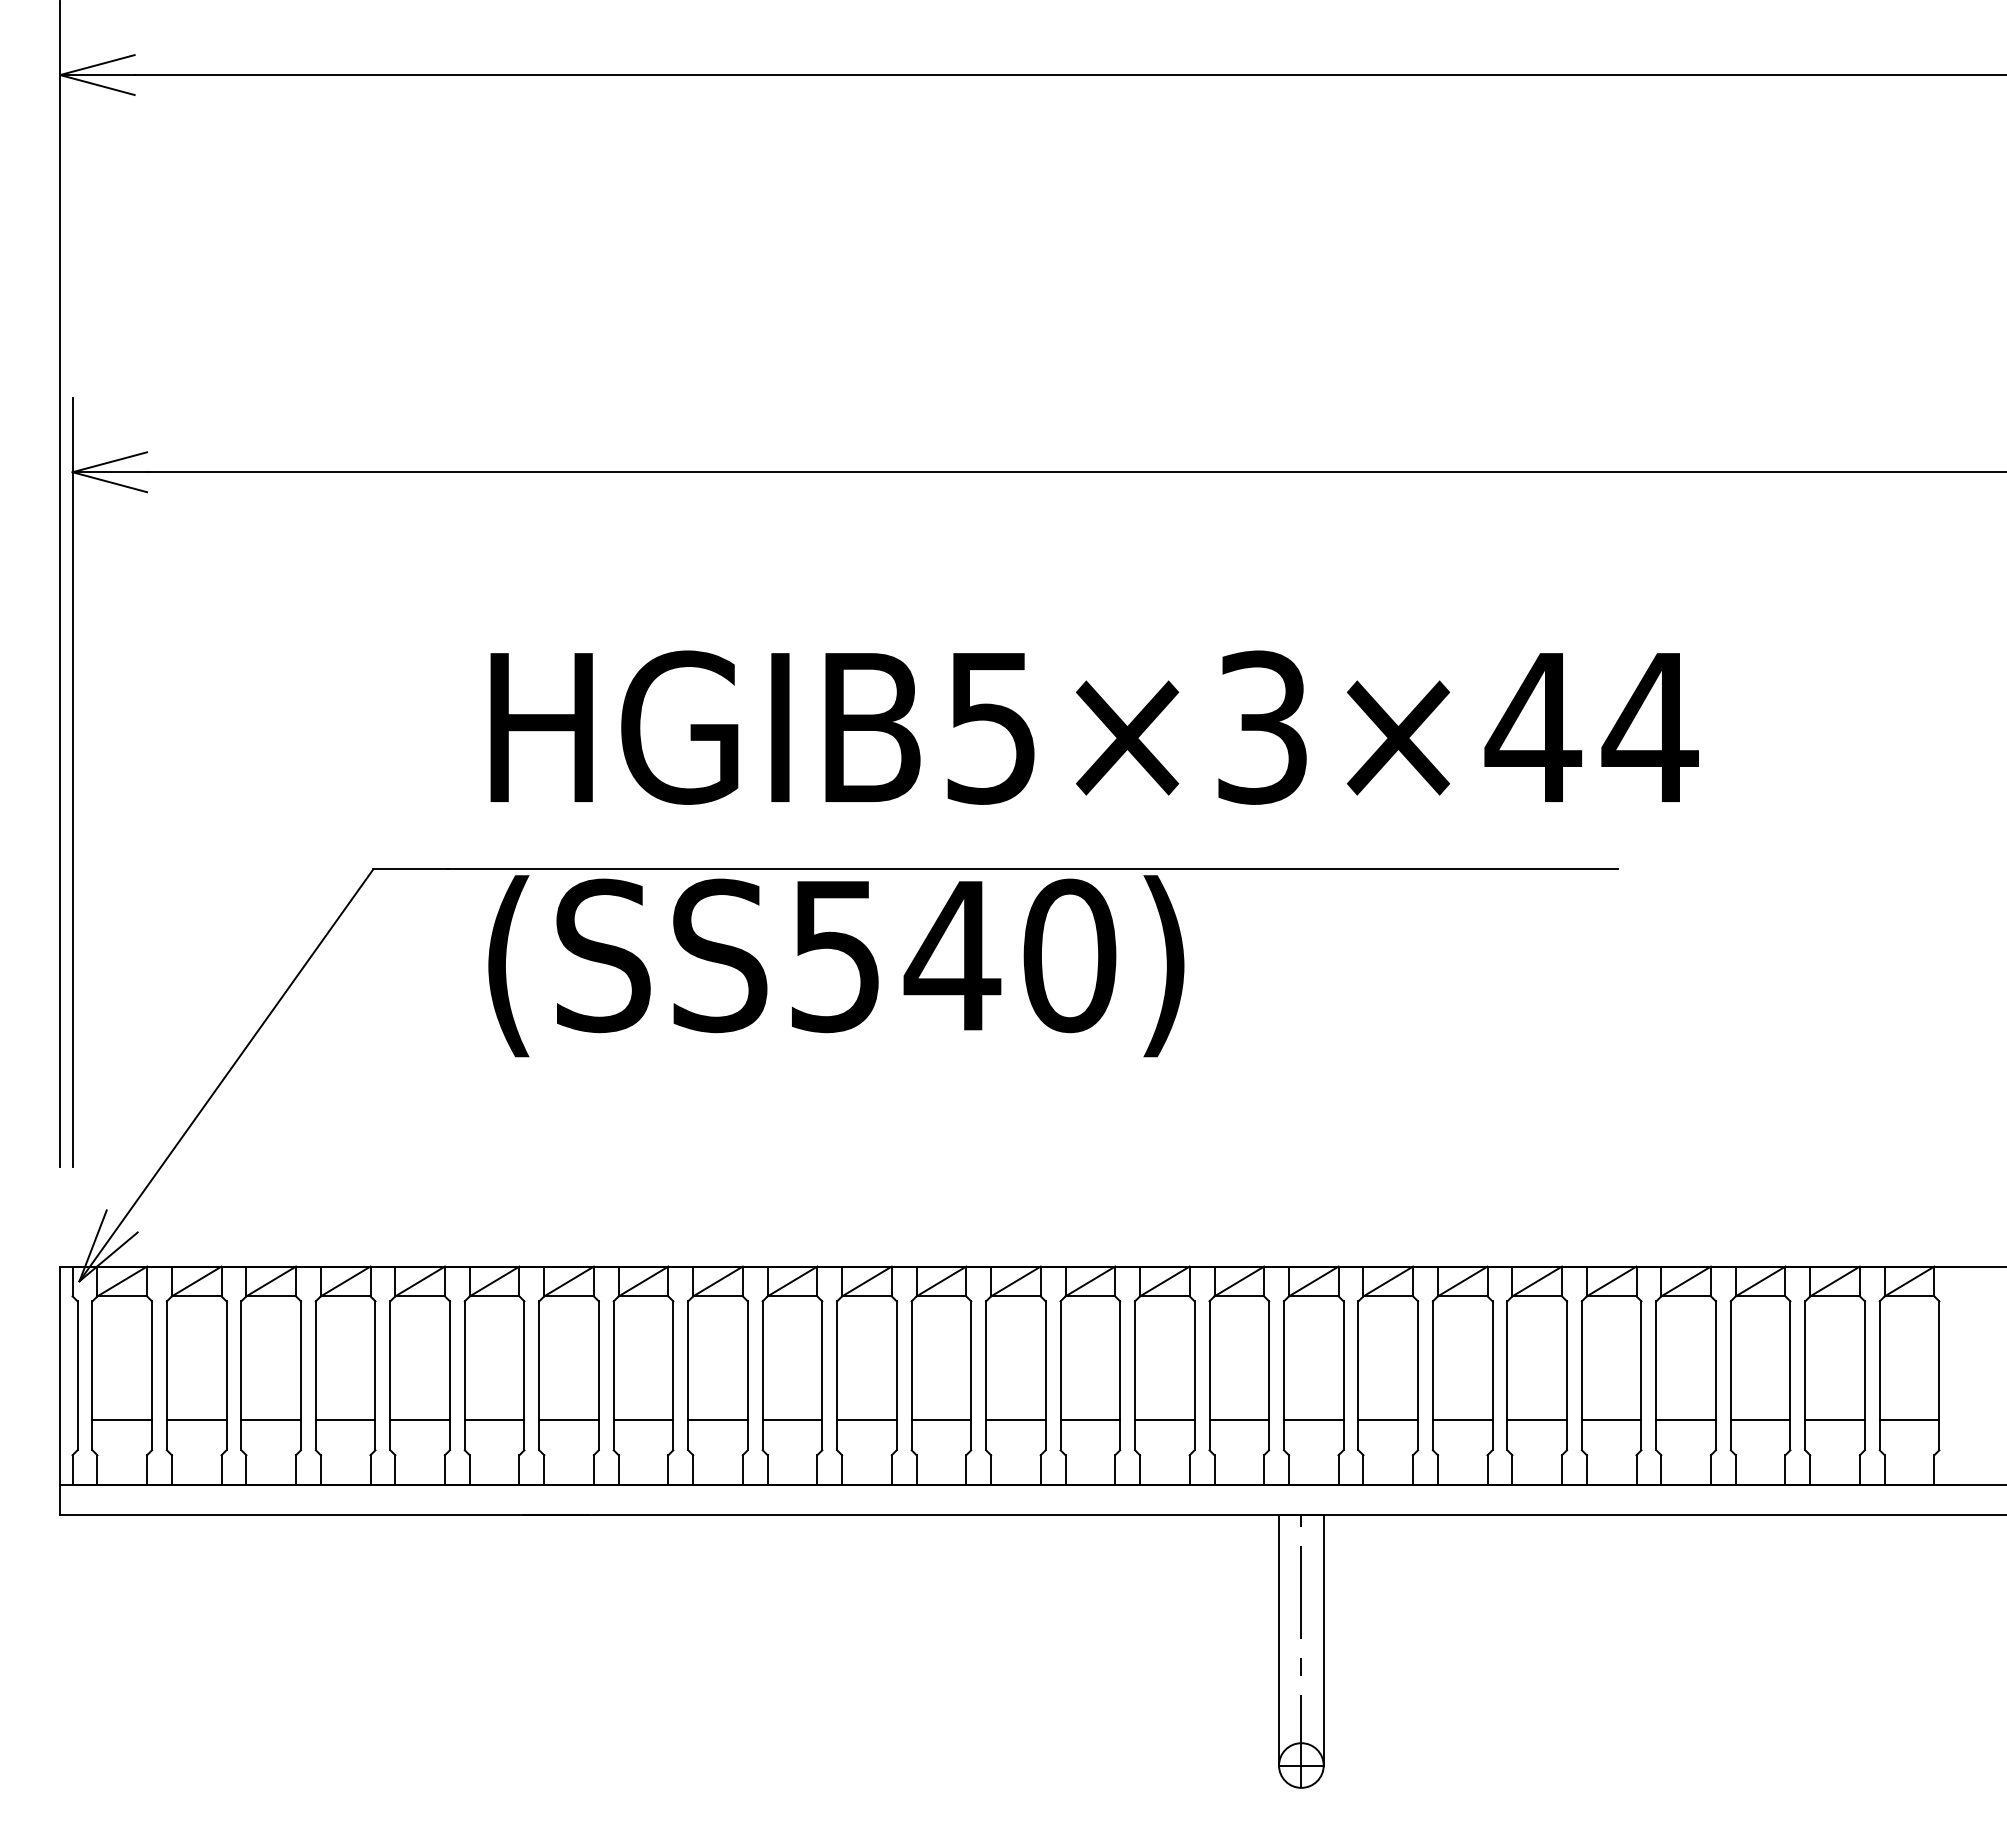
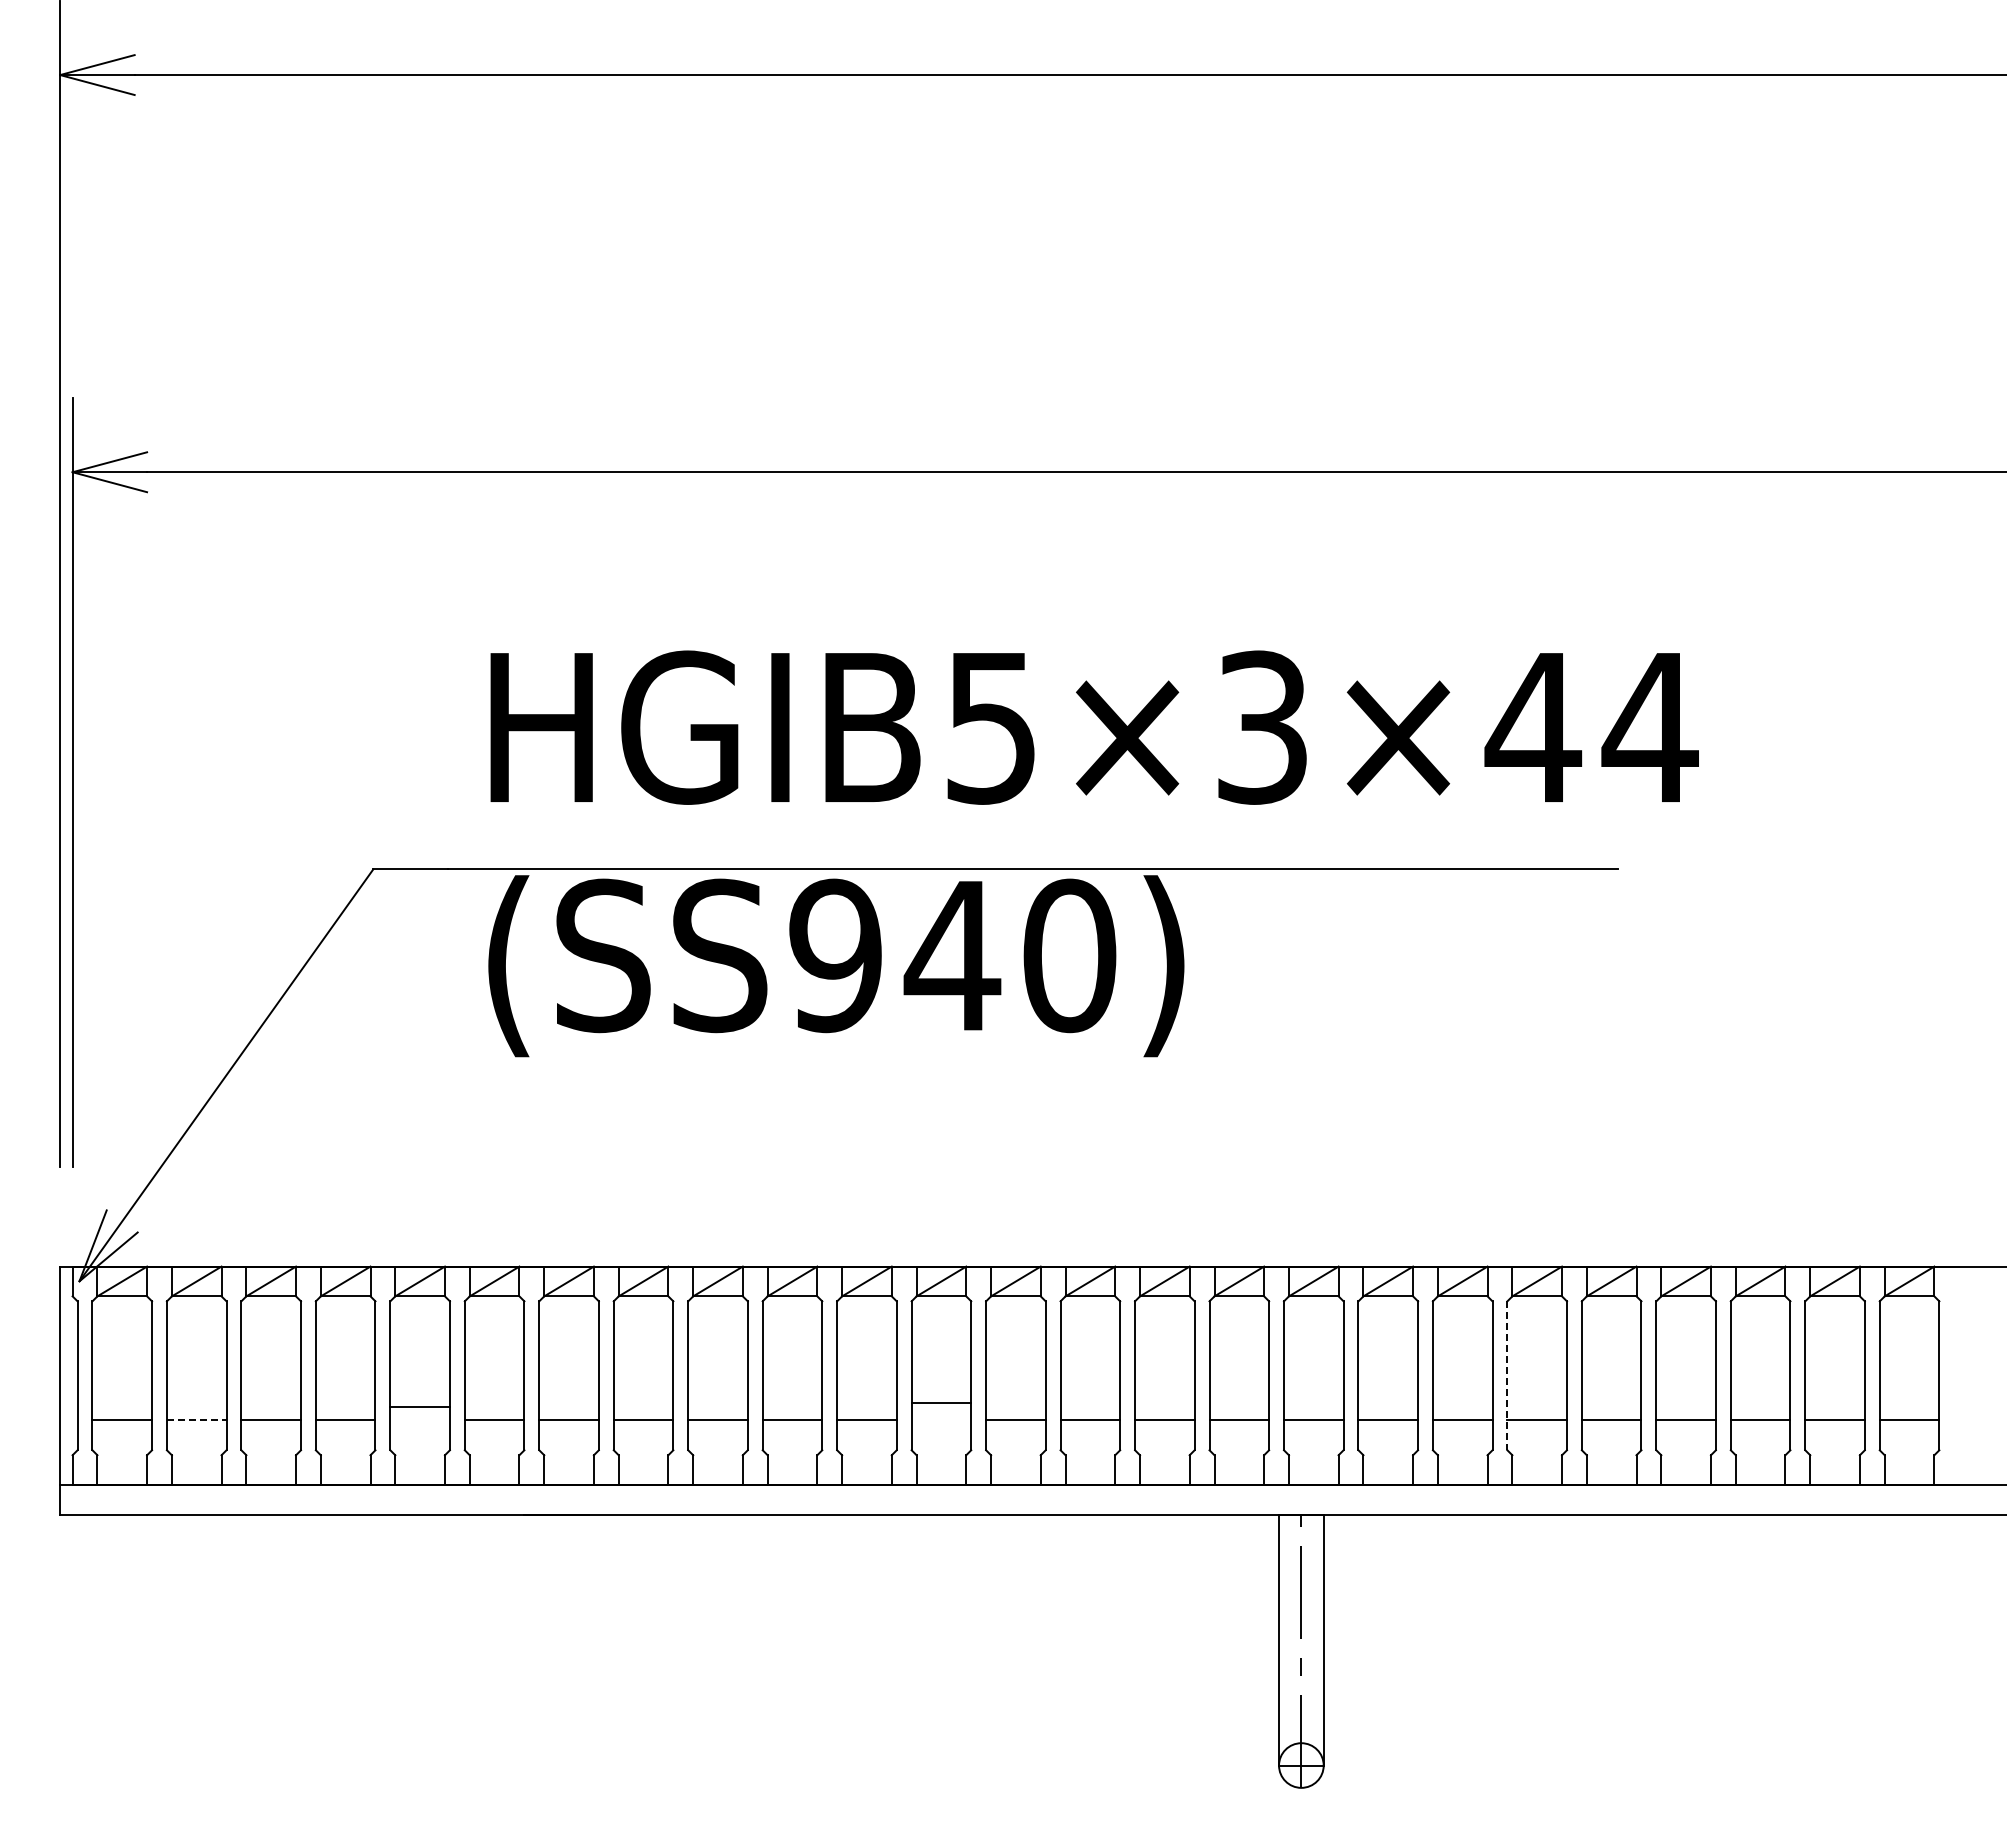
text: (SS540) -> (SS940) (835, 955)
line: solid -> dashed (1507, 1376)
line: solid -> dashed (196, 1420)
line position: (419, 1420) -> (419, 1407) (419, 1407)
line position: (941, 1420) -> (941, 1403) (941, 1403)
